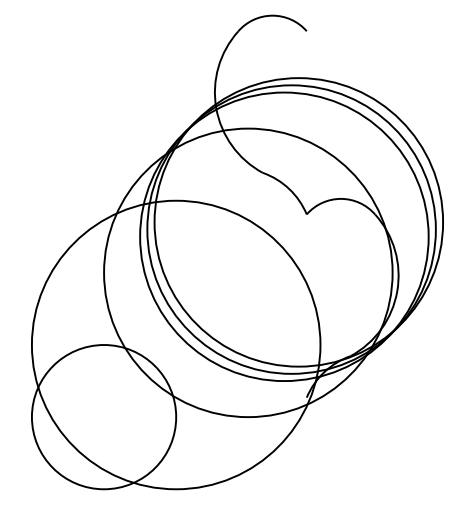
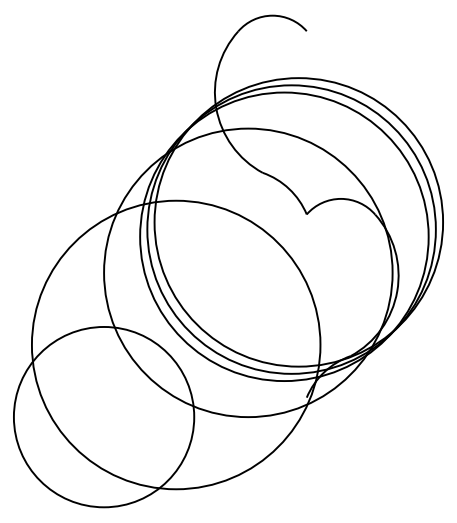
circle diameter: 144 px -> 180 px (103, 416)
